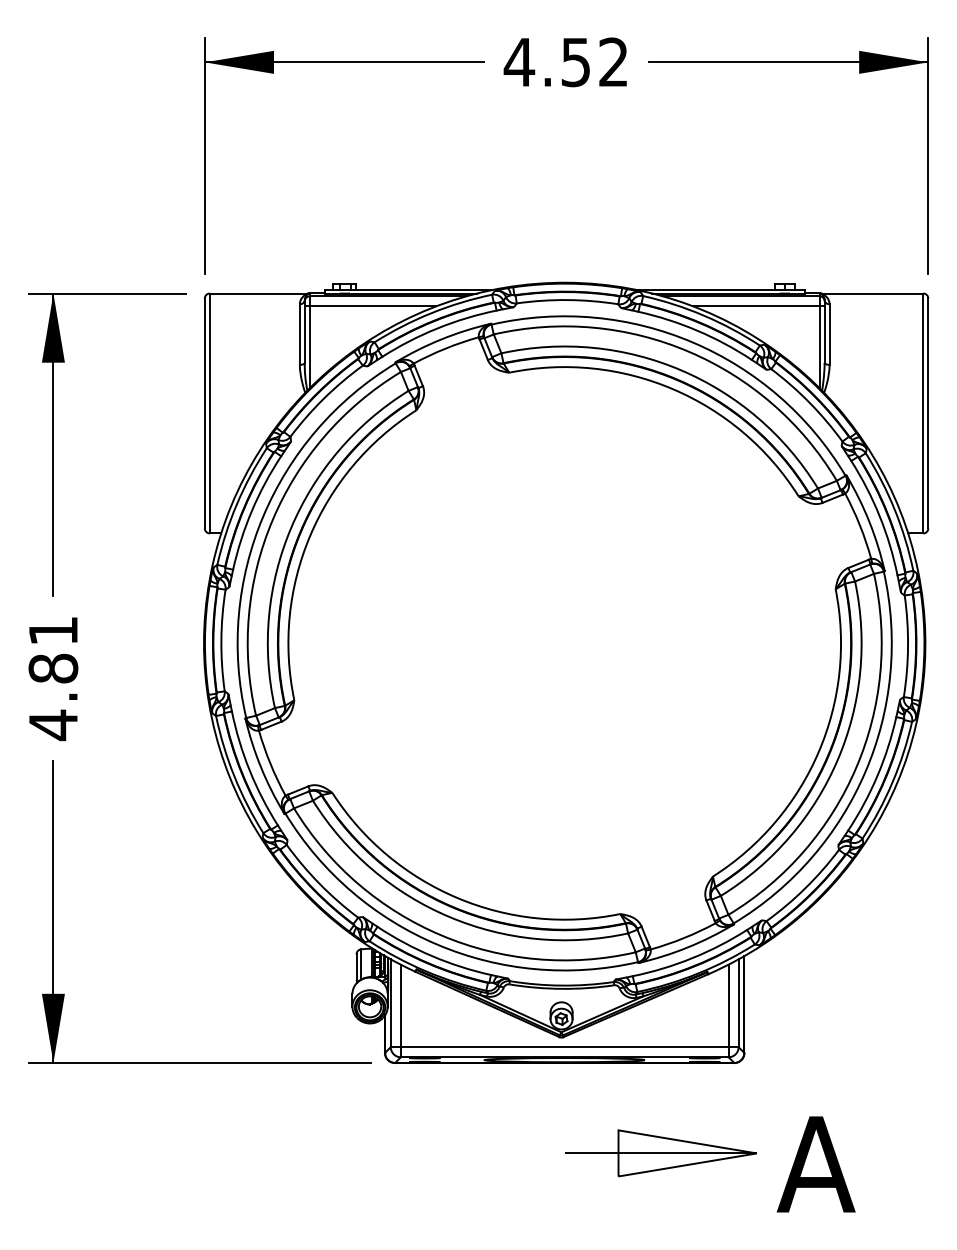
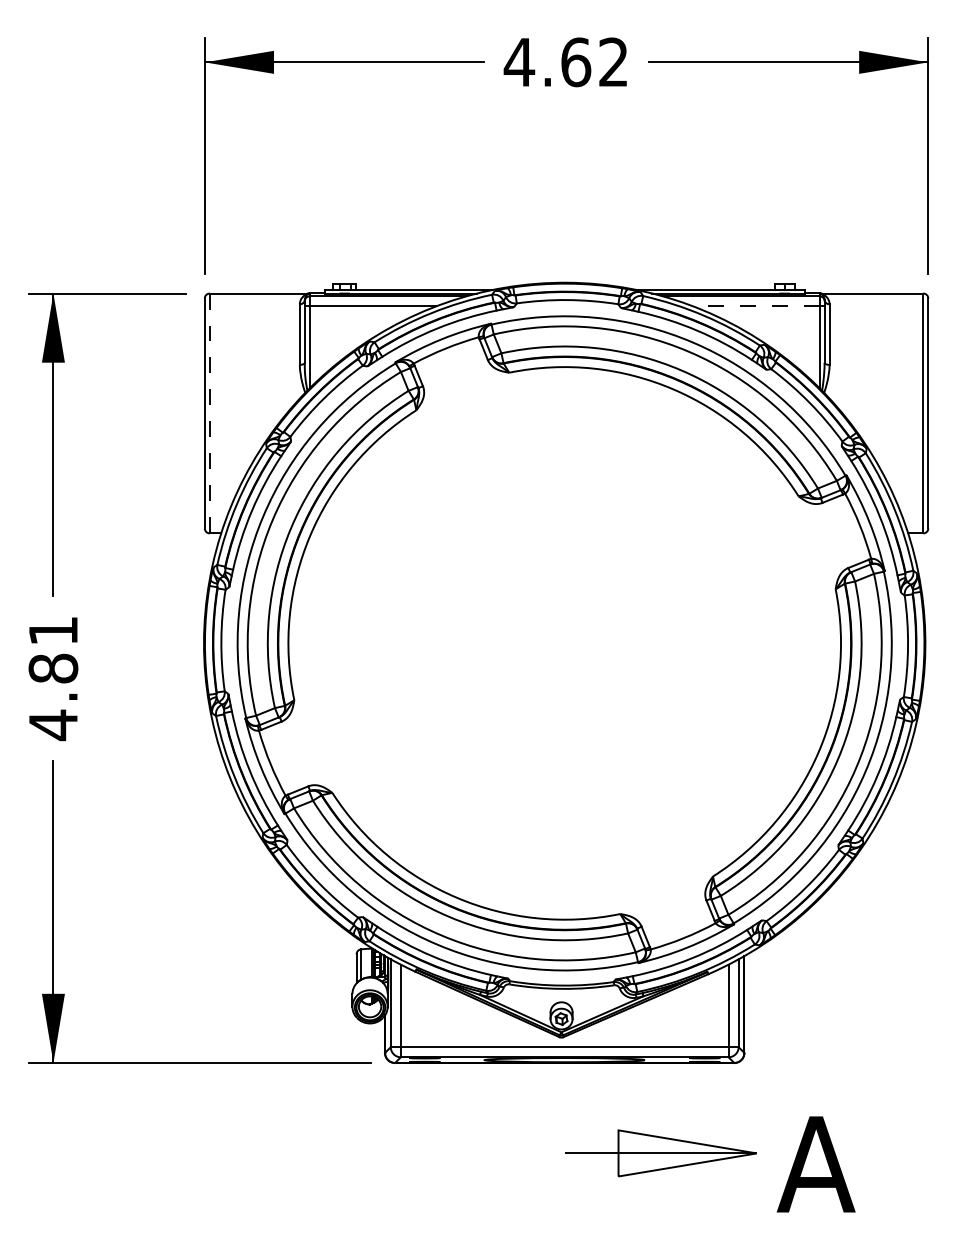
text: 4.52 -> 4.62 (576, 62)
line: solid -> dashed (755, 306)
line: solid -> dashed (209, 413)
